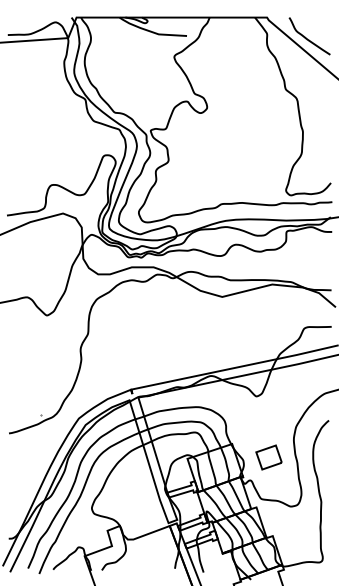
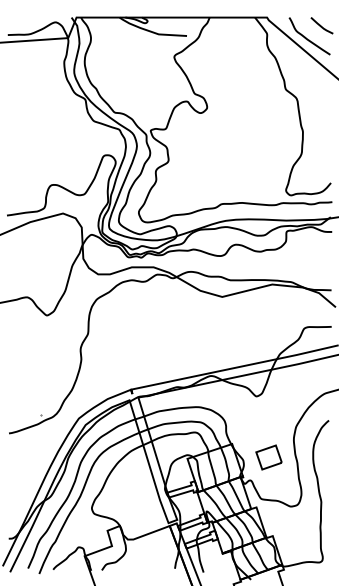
line: none -> present (321, 25)
